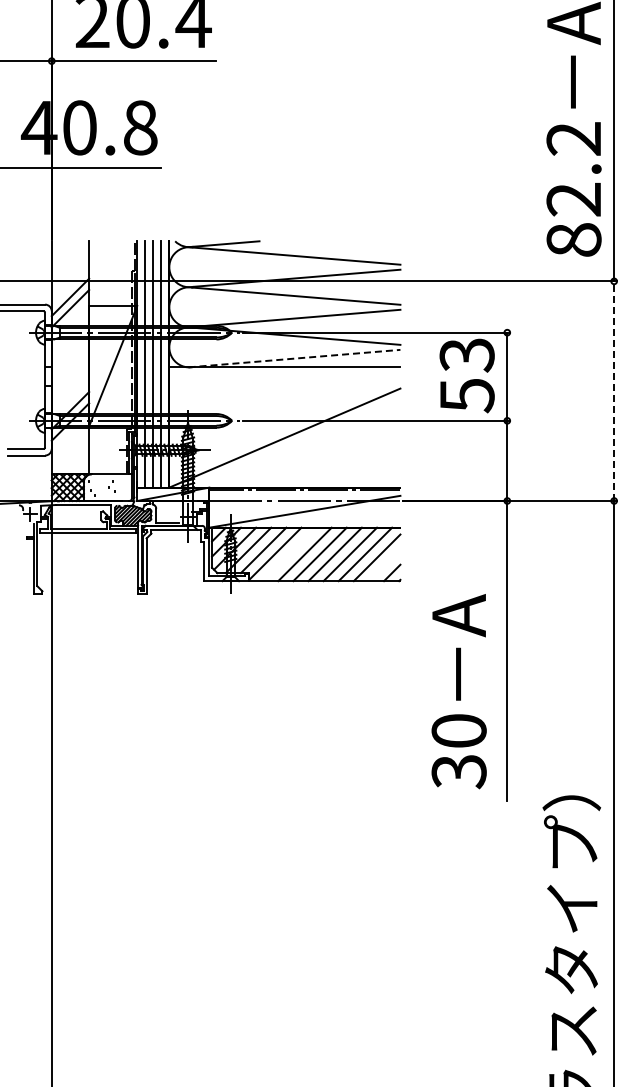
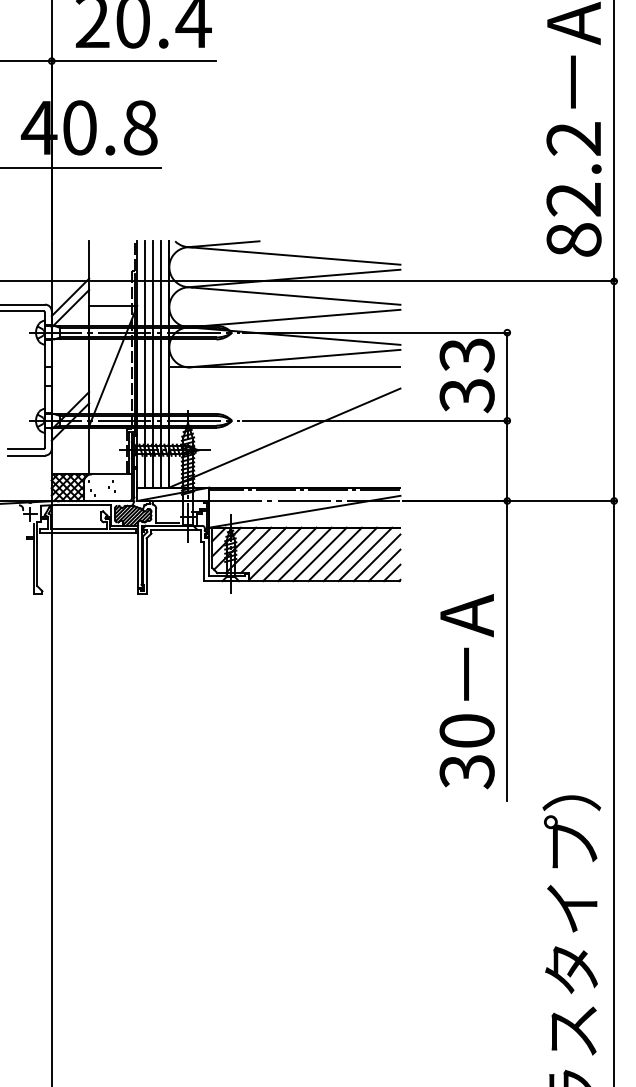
line: dashed -> solid (295, 358)
line: dashed -> solid (614, 391)
text: 53 -> 33 (466, 395)
line: none -> present (289, 554)
line: none -> present (384, 565)
text position: (458, 691) -> (466, 691) (466, 691)
